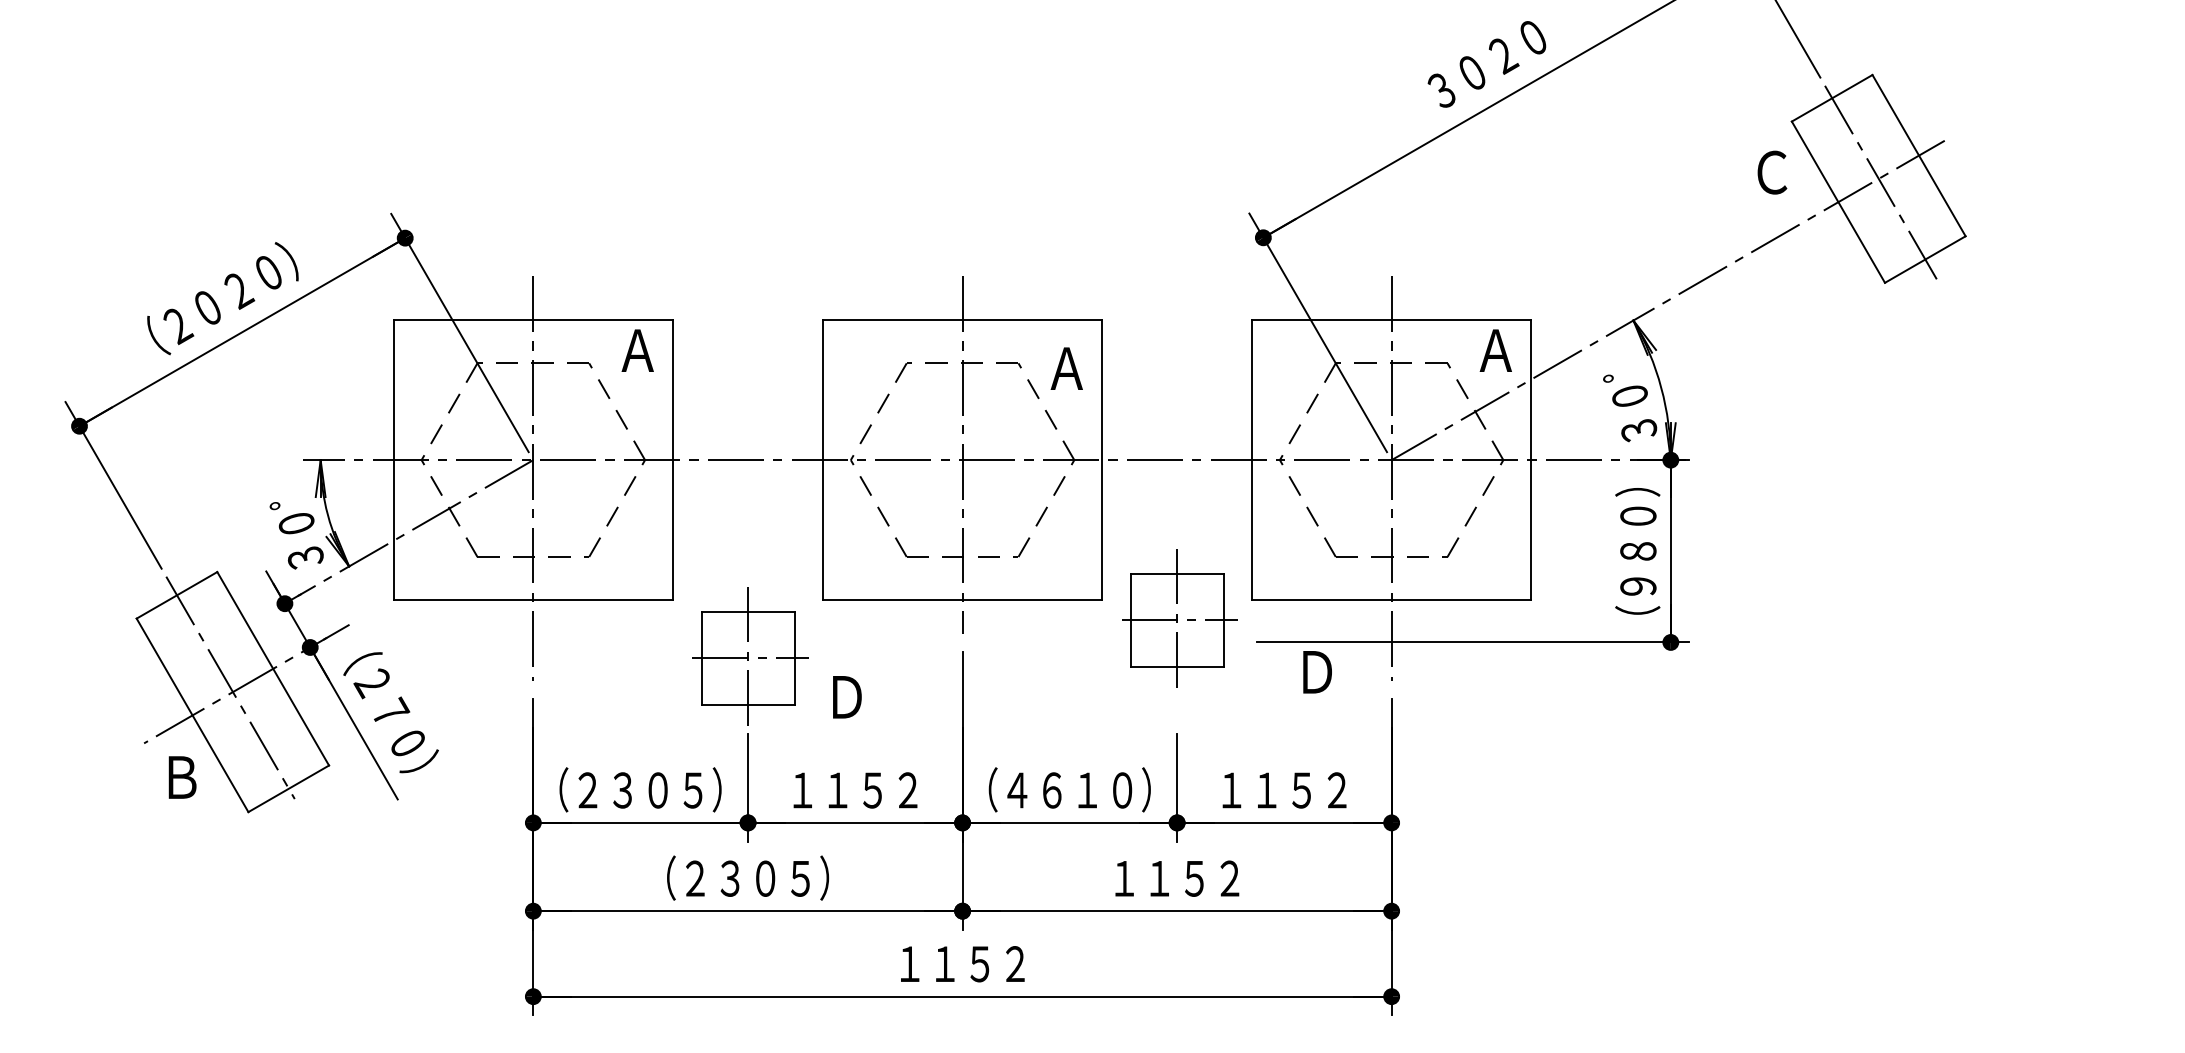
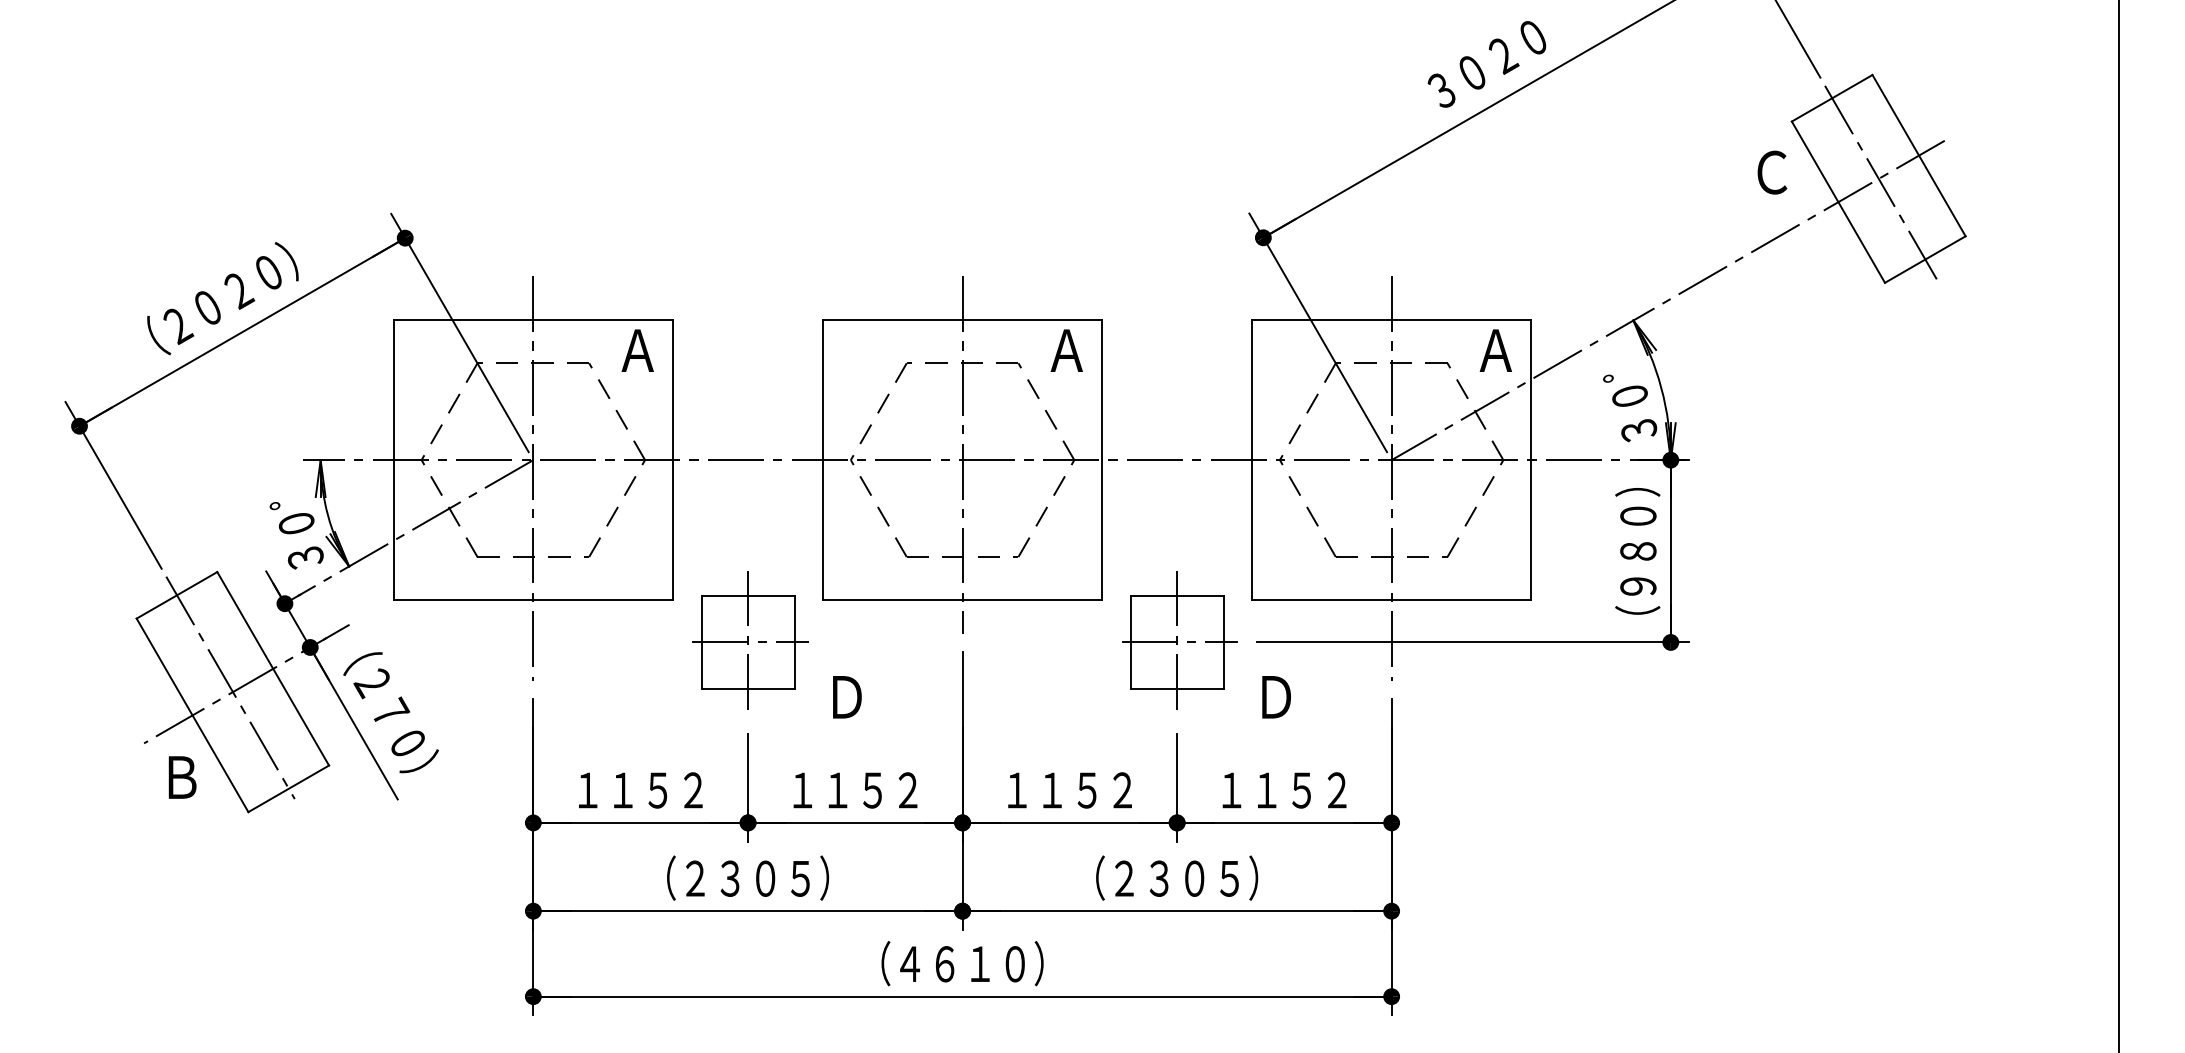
text position: (1066, 368) -> (1066, 350) (1066, 350)
line: none -> present (2119, 525)
part position: (1179, 618) -> (1179, 640) (1179, 640)
part position: (750, 656) -> (750, 640) (750, 640)
text position: (1317, 672) -> (1276, 697) (1276, 697)
text: （２３０５） -> １１５２ (640, 789)
text: （４６１０） -> １１５２ (1069, 789)
text: １１５２ -> （２３０５） (1177, 877)
text: １１５２ -> （４６１０） (962, 963)
